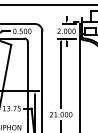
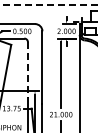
line: solid -> dashed (49, 4)
line: solid -> dashed (27, 70)
